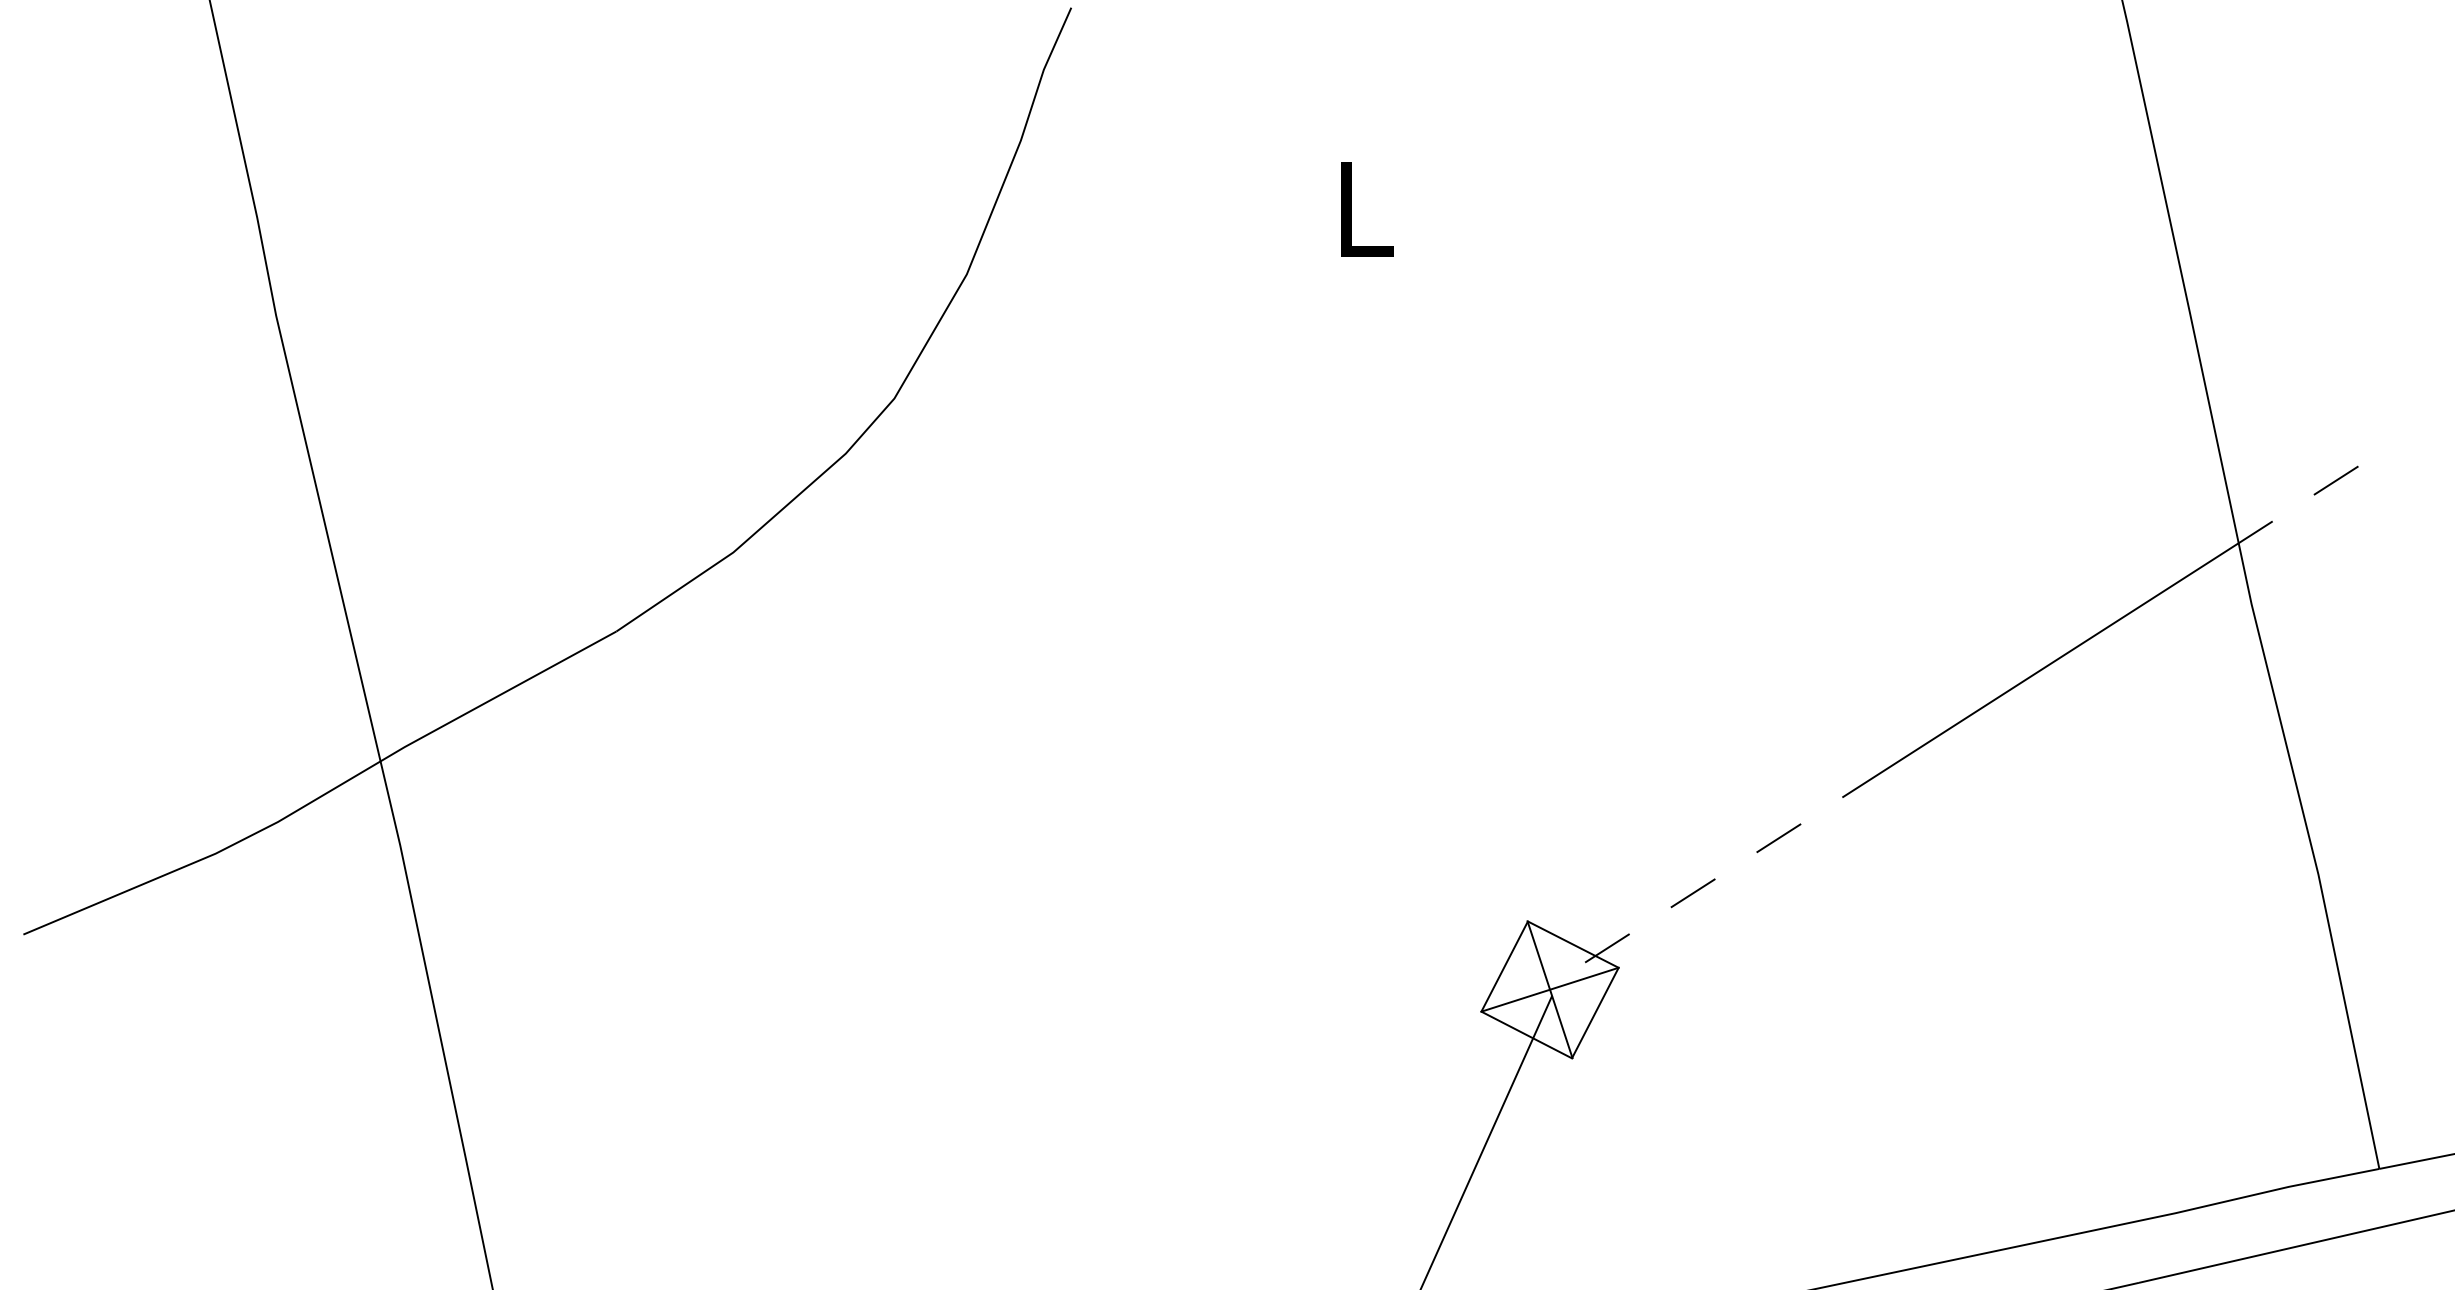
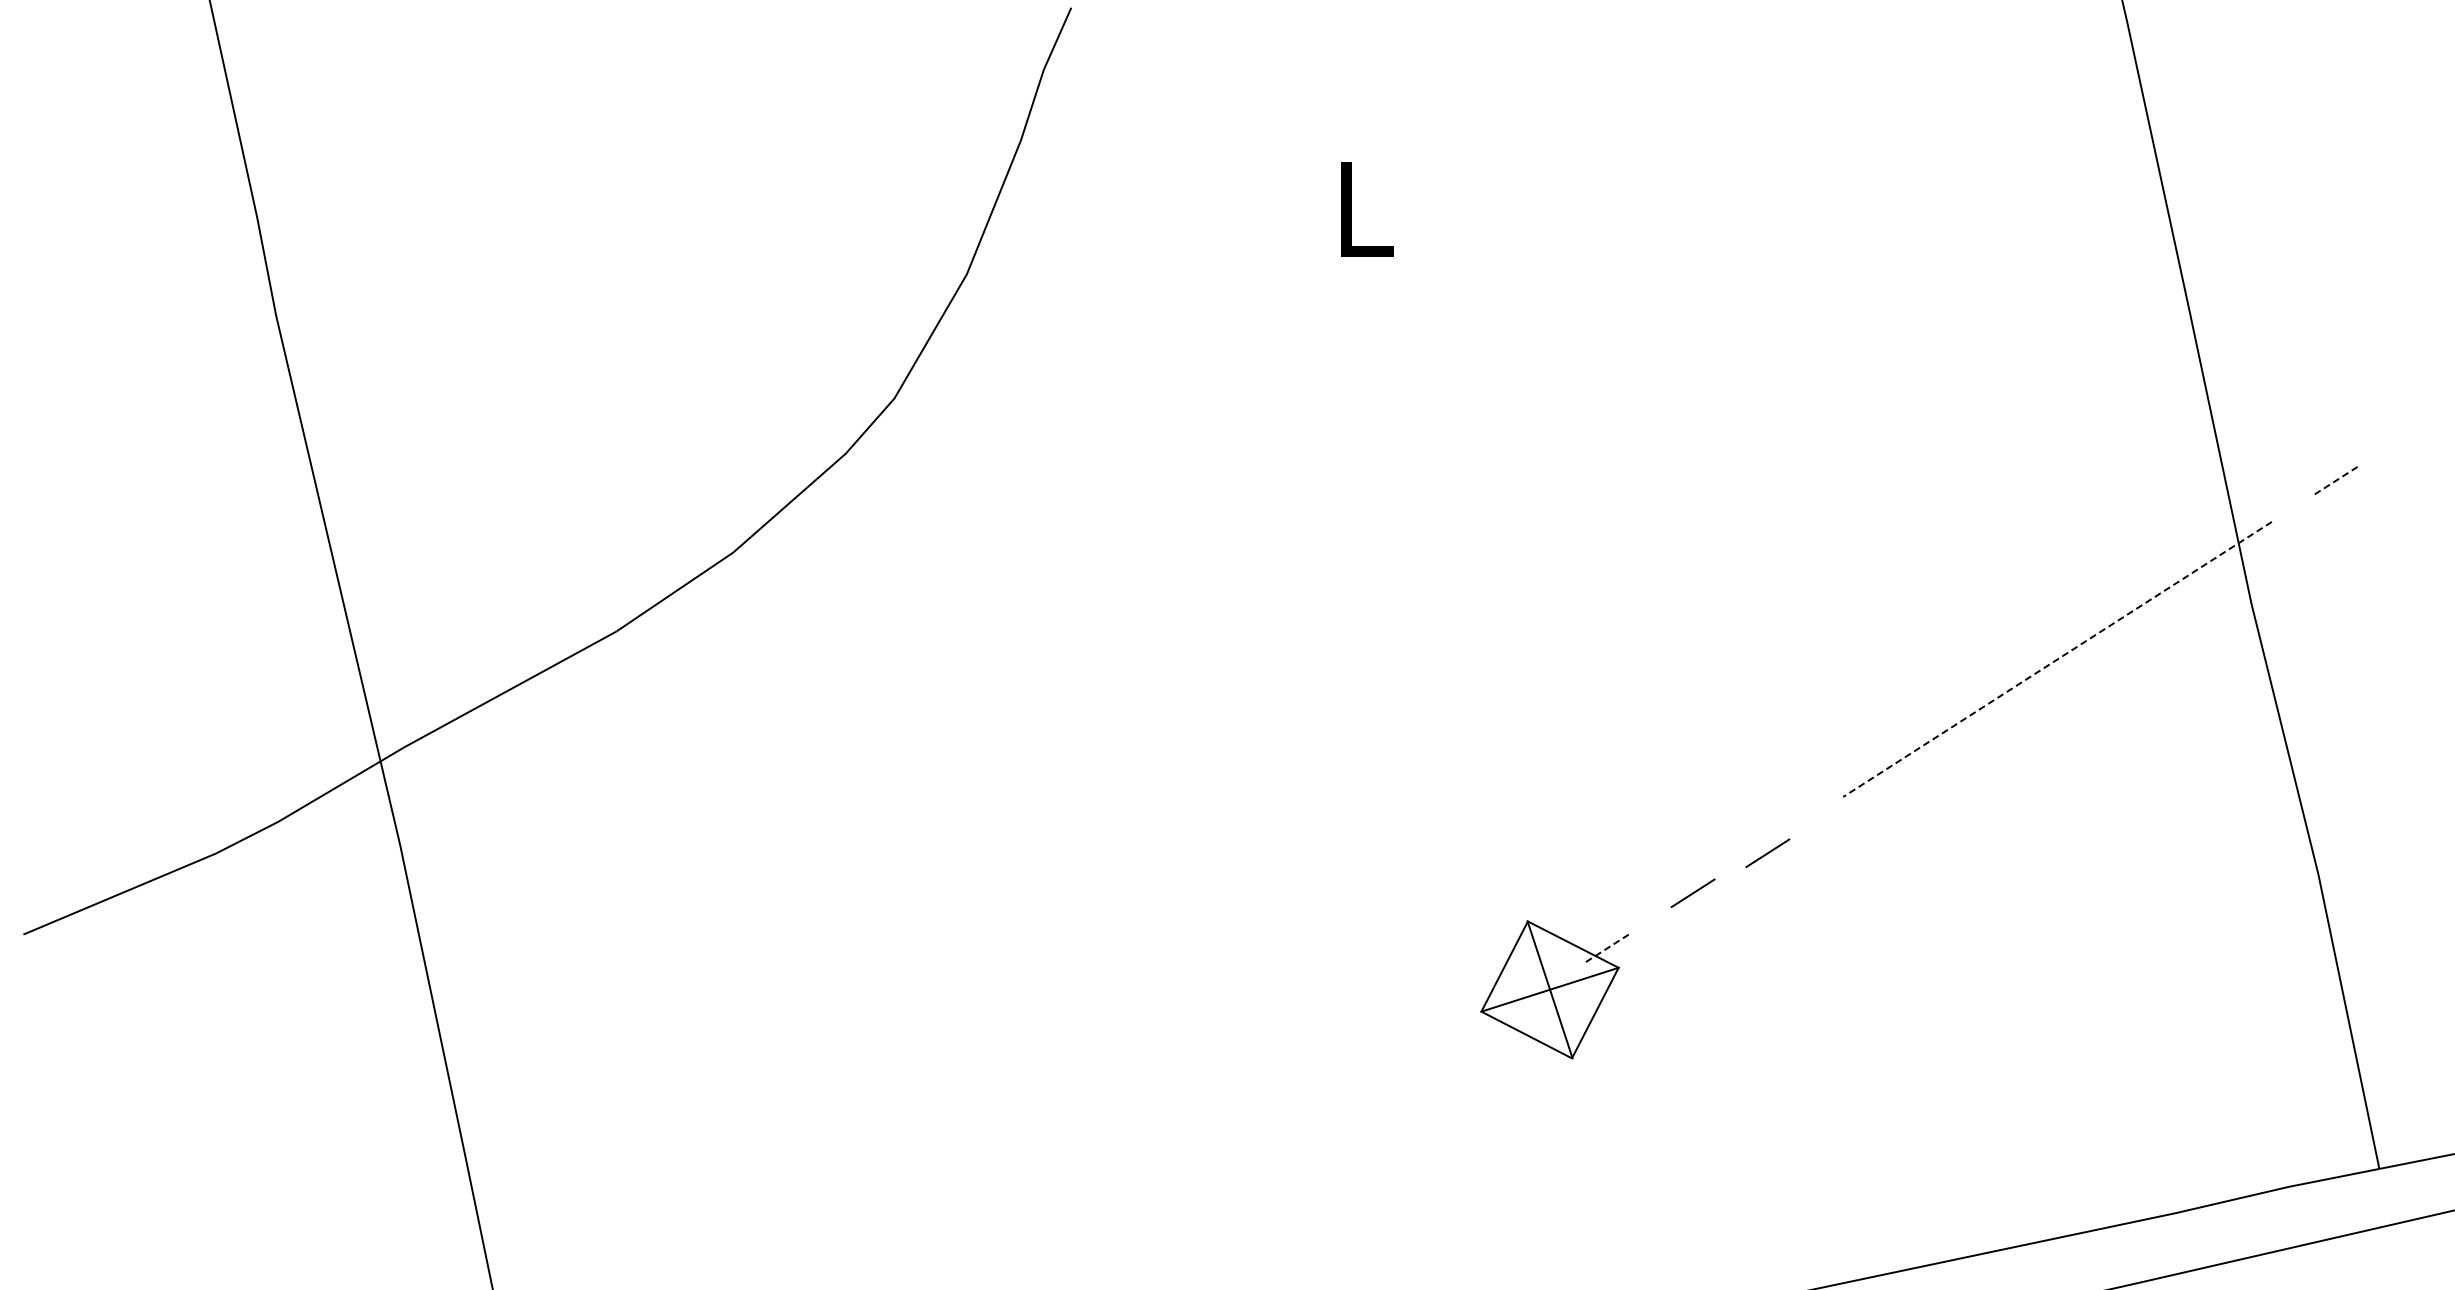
line: solid -> dashed (2335, 480)
line: solid -> dashed (2057, 659)
line position: (1778, 838) -> (1767, 853) (1767, 853)
line: solid -> dashed (1606, 948)
line: present -> none (1486, 1141)
